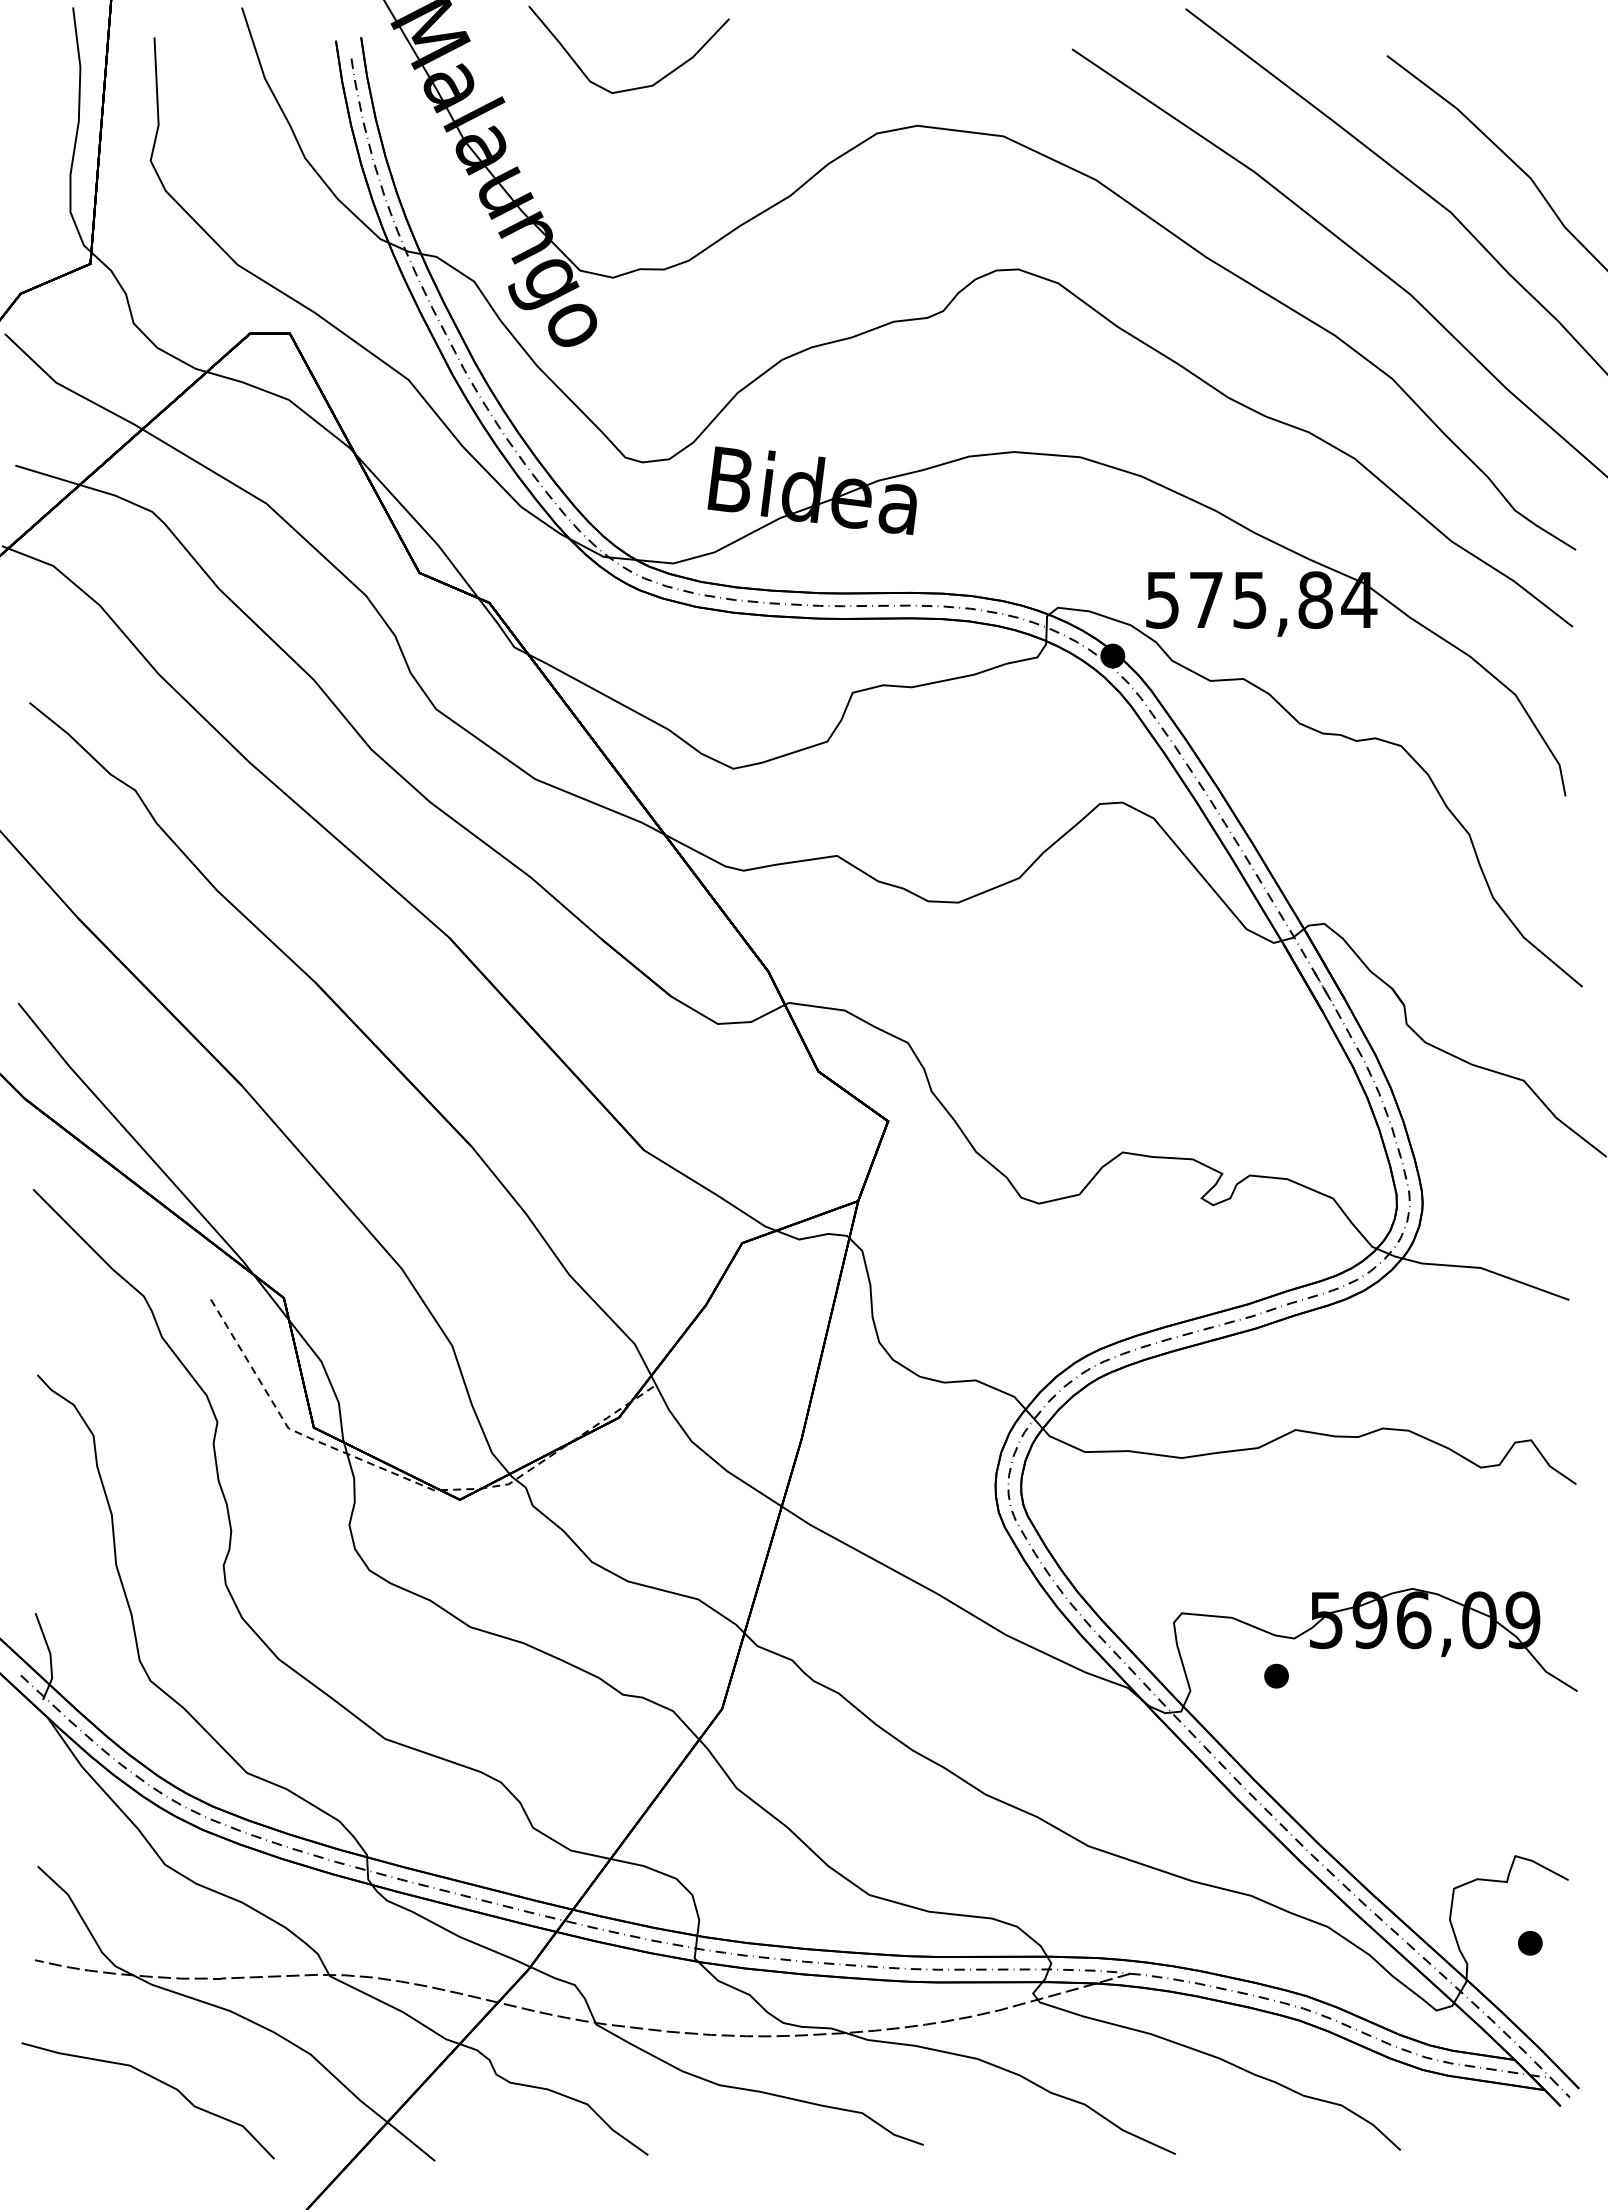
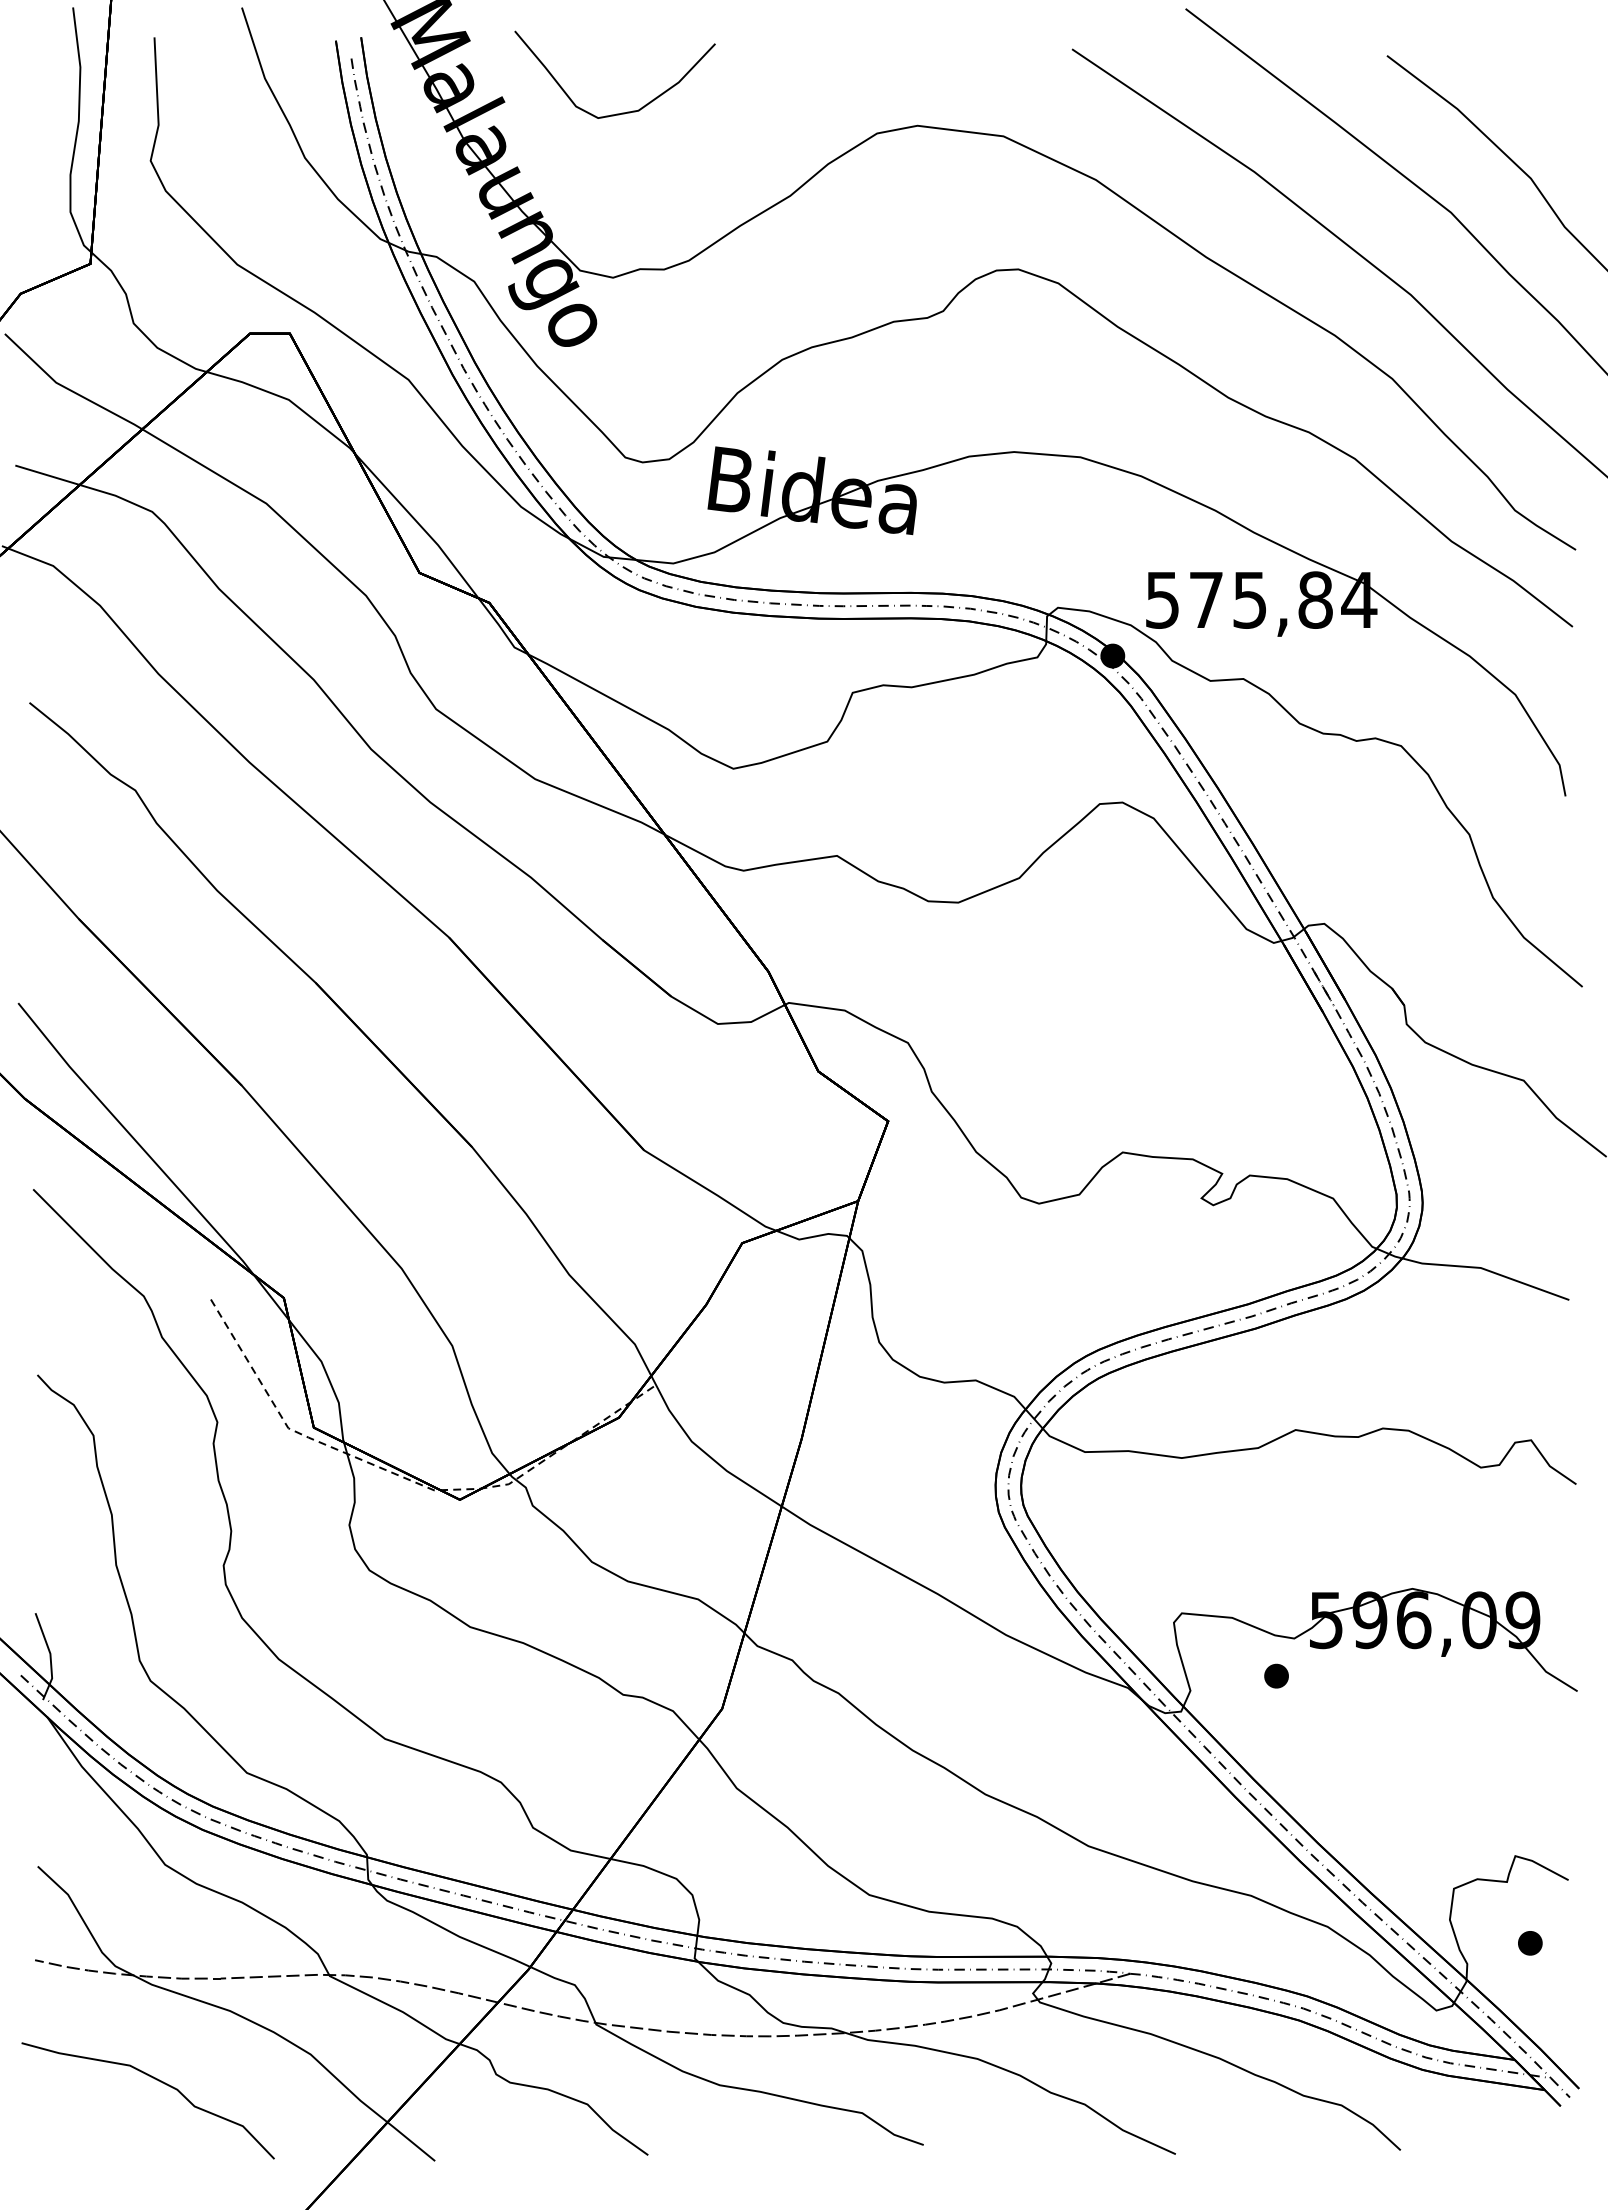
curve position: (635, 87) -> (621, 112) (621, 112)
